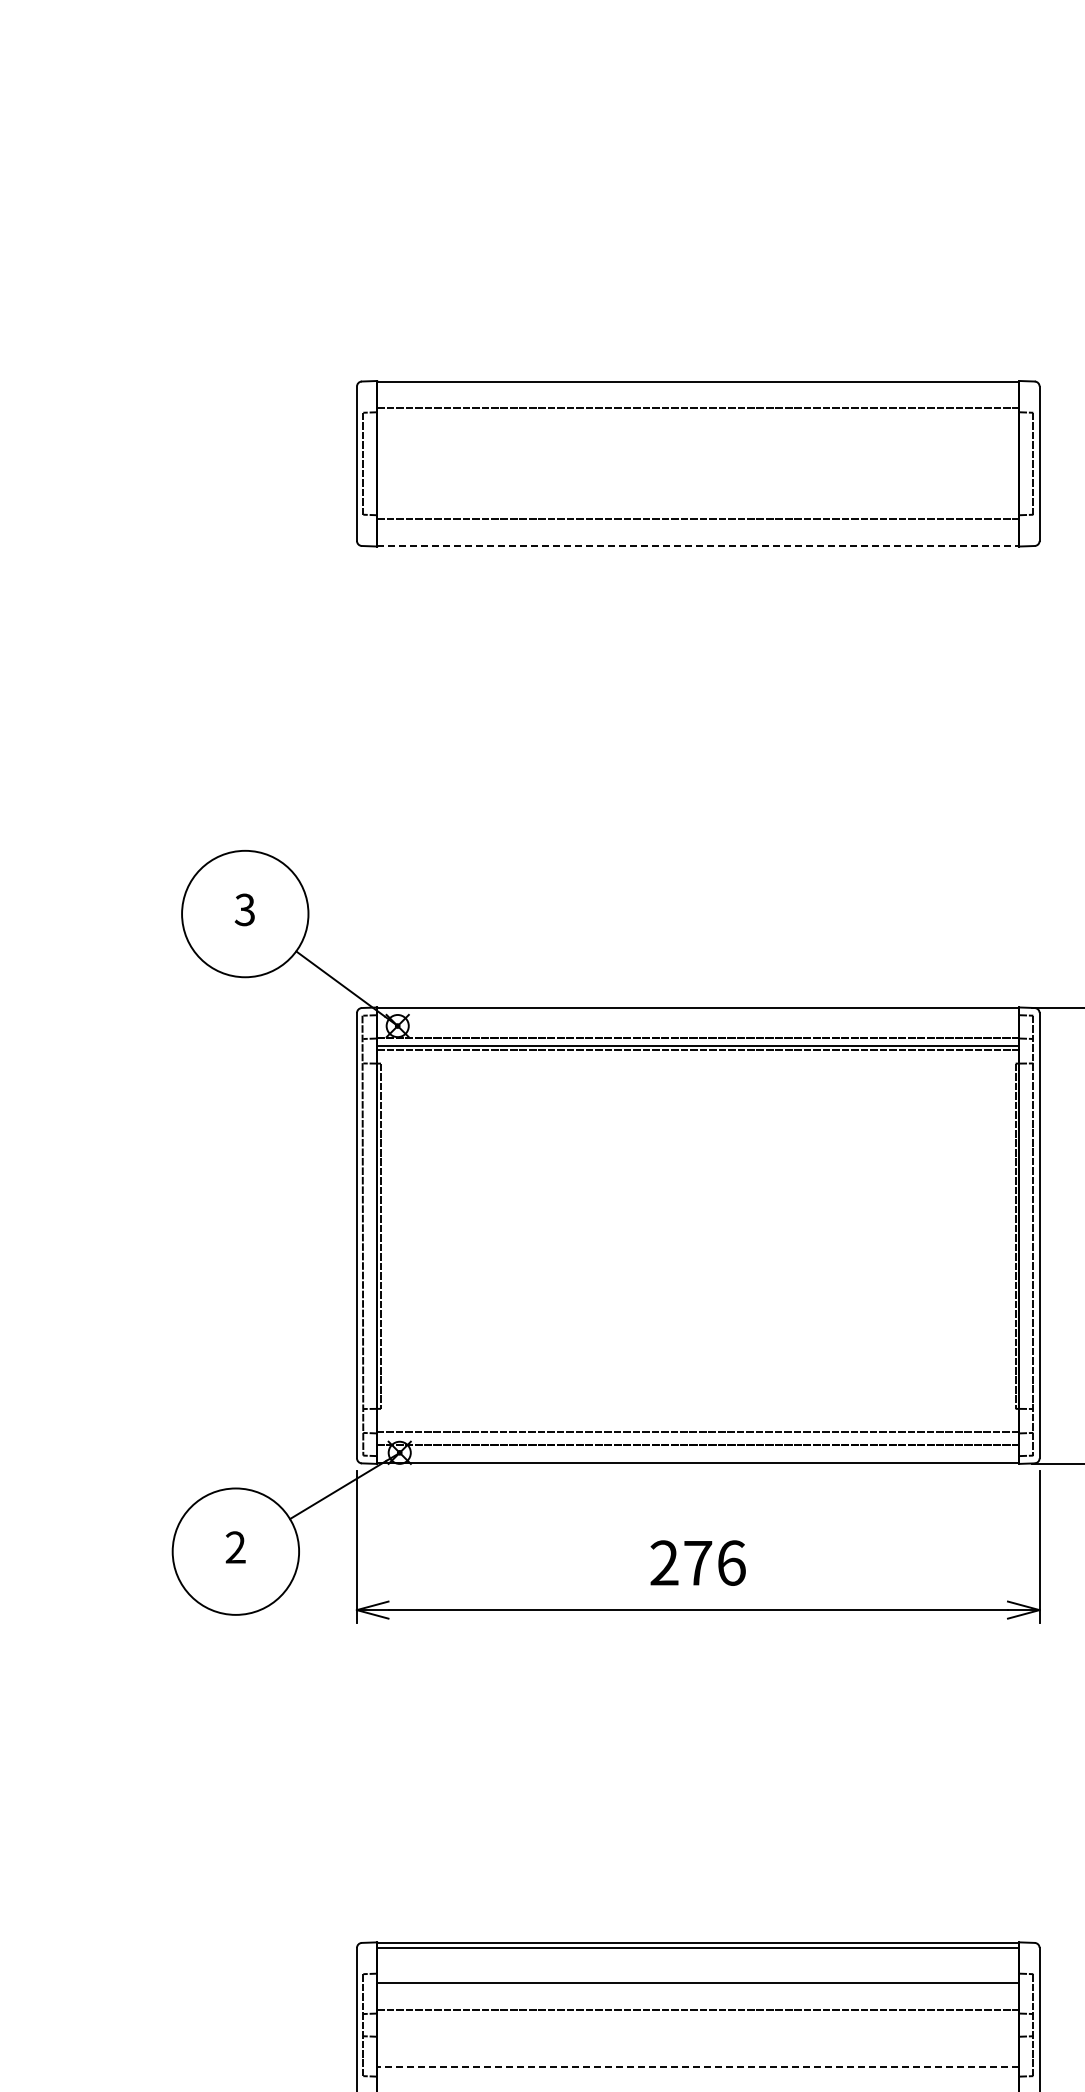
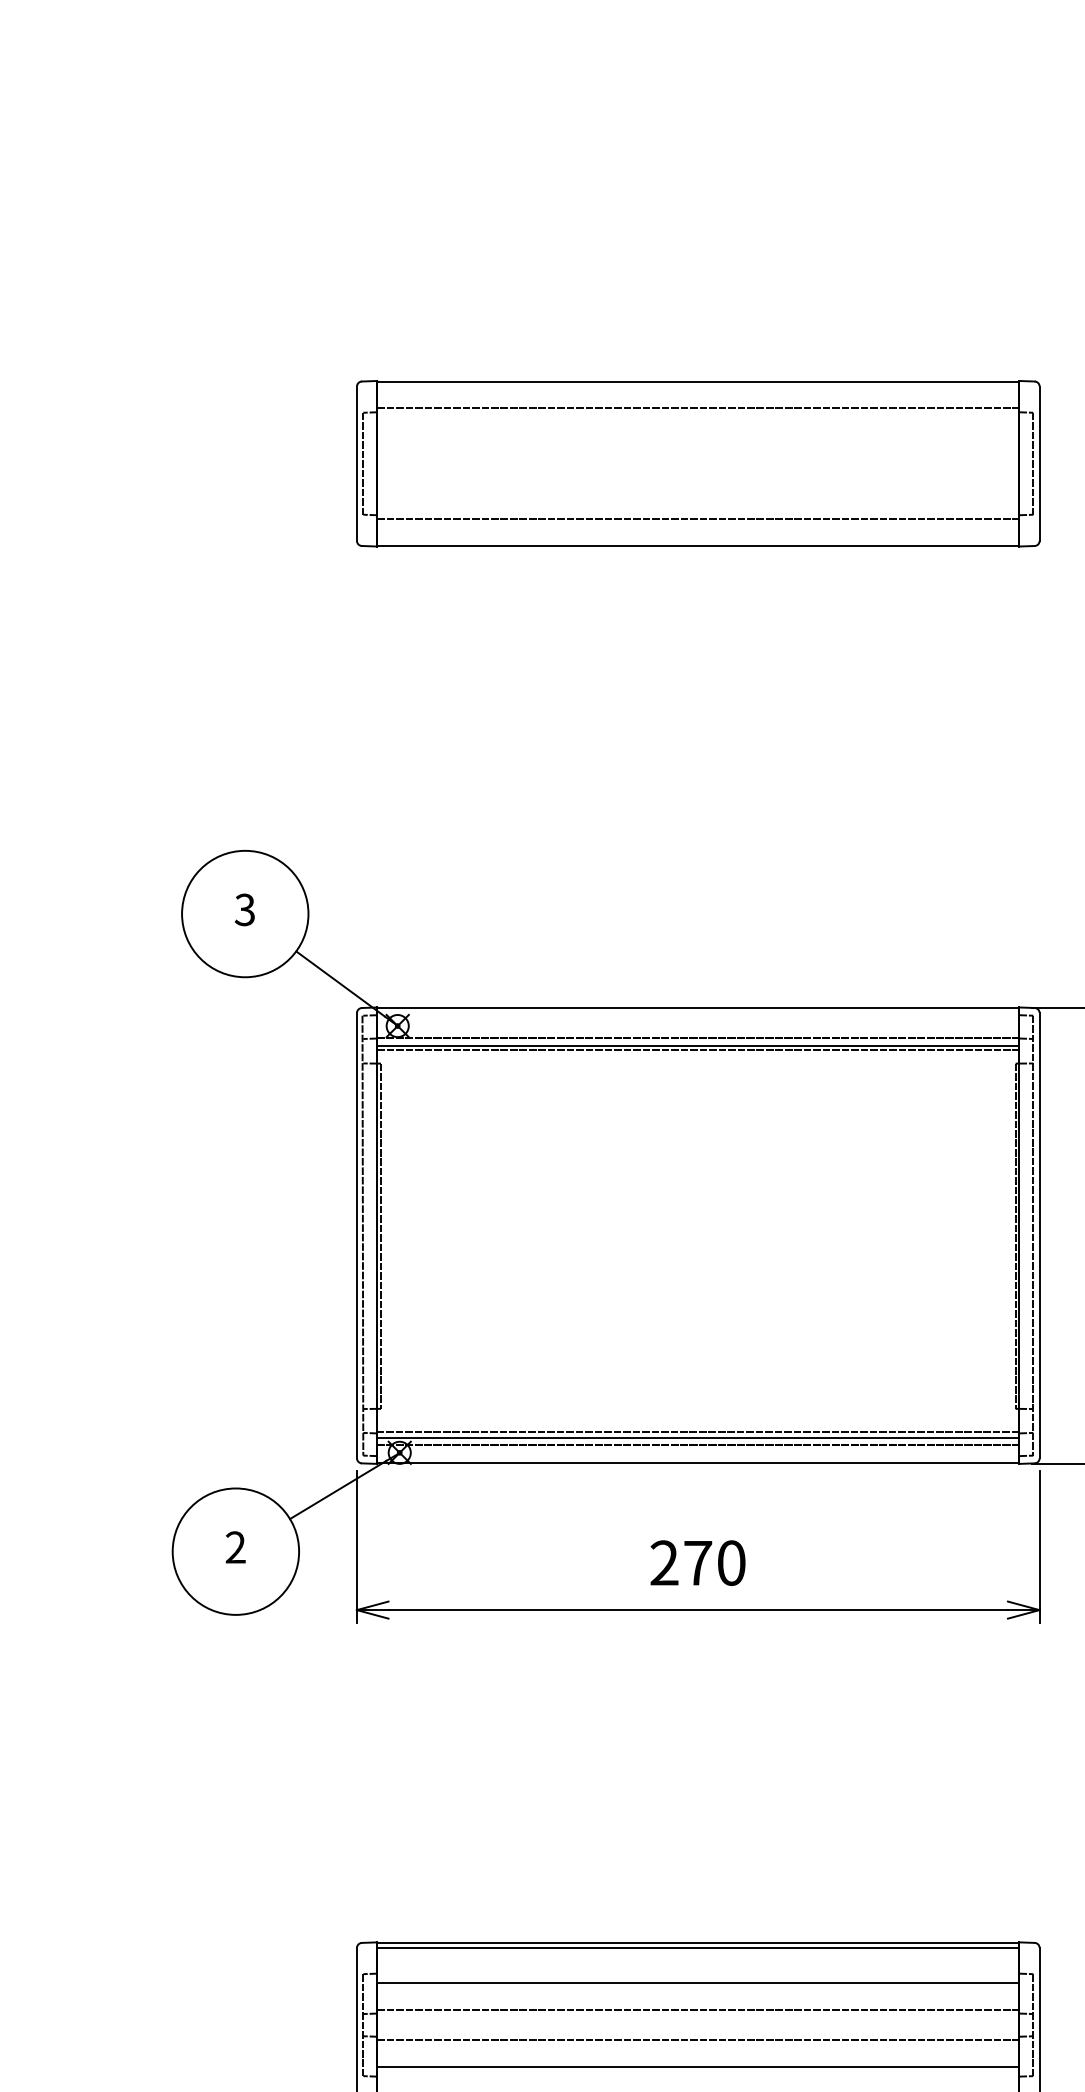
line: dashed -> solid (698, 545)
line: none -> present (698, 1437)
text: 276 -> 270 (731, 1562)
line: none -> present (698, 2039)
line: dashed -> solid (697, 2067)
